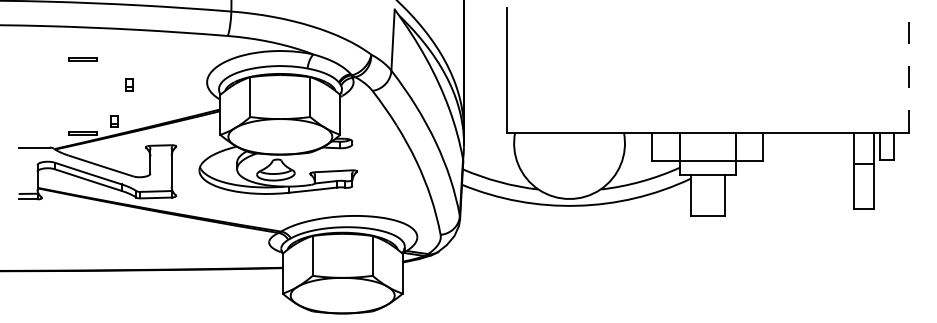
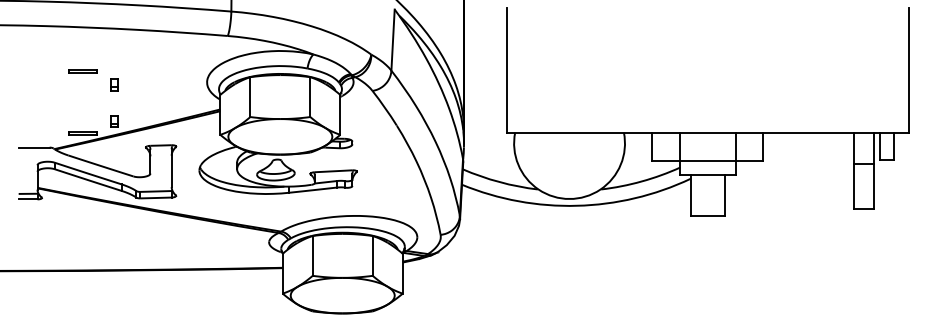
line position: (82, 58) -> (82, 70) (82, 70)
line: dashed -> solid (908, 69)
part position: (129, 84) -> (114, 84) (114, 84)
